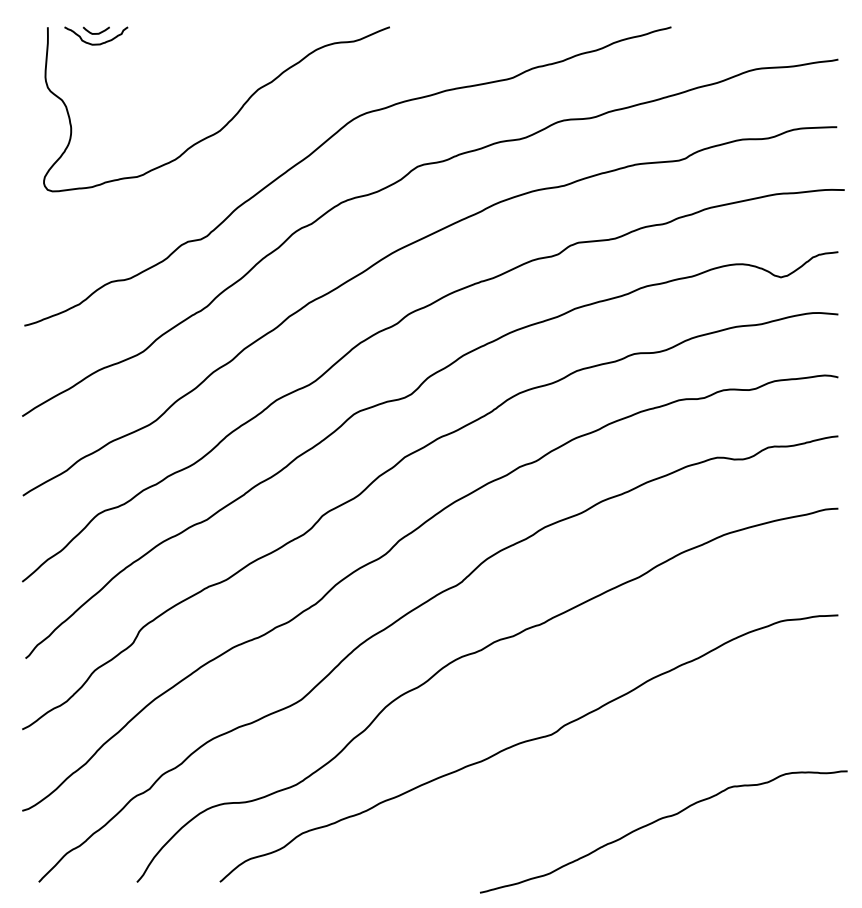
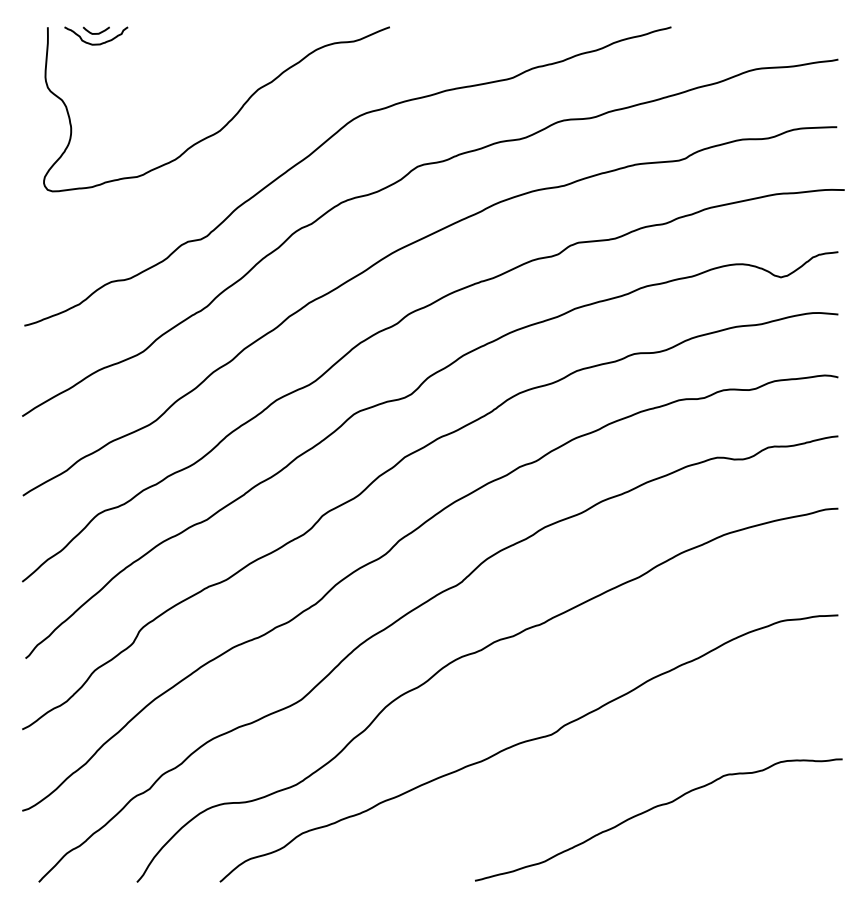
curve position: (657, 821) -> (652, 809) (652, 809)
